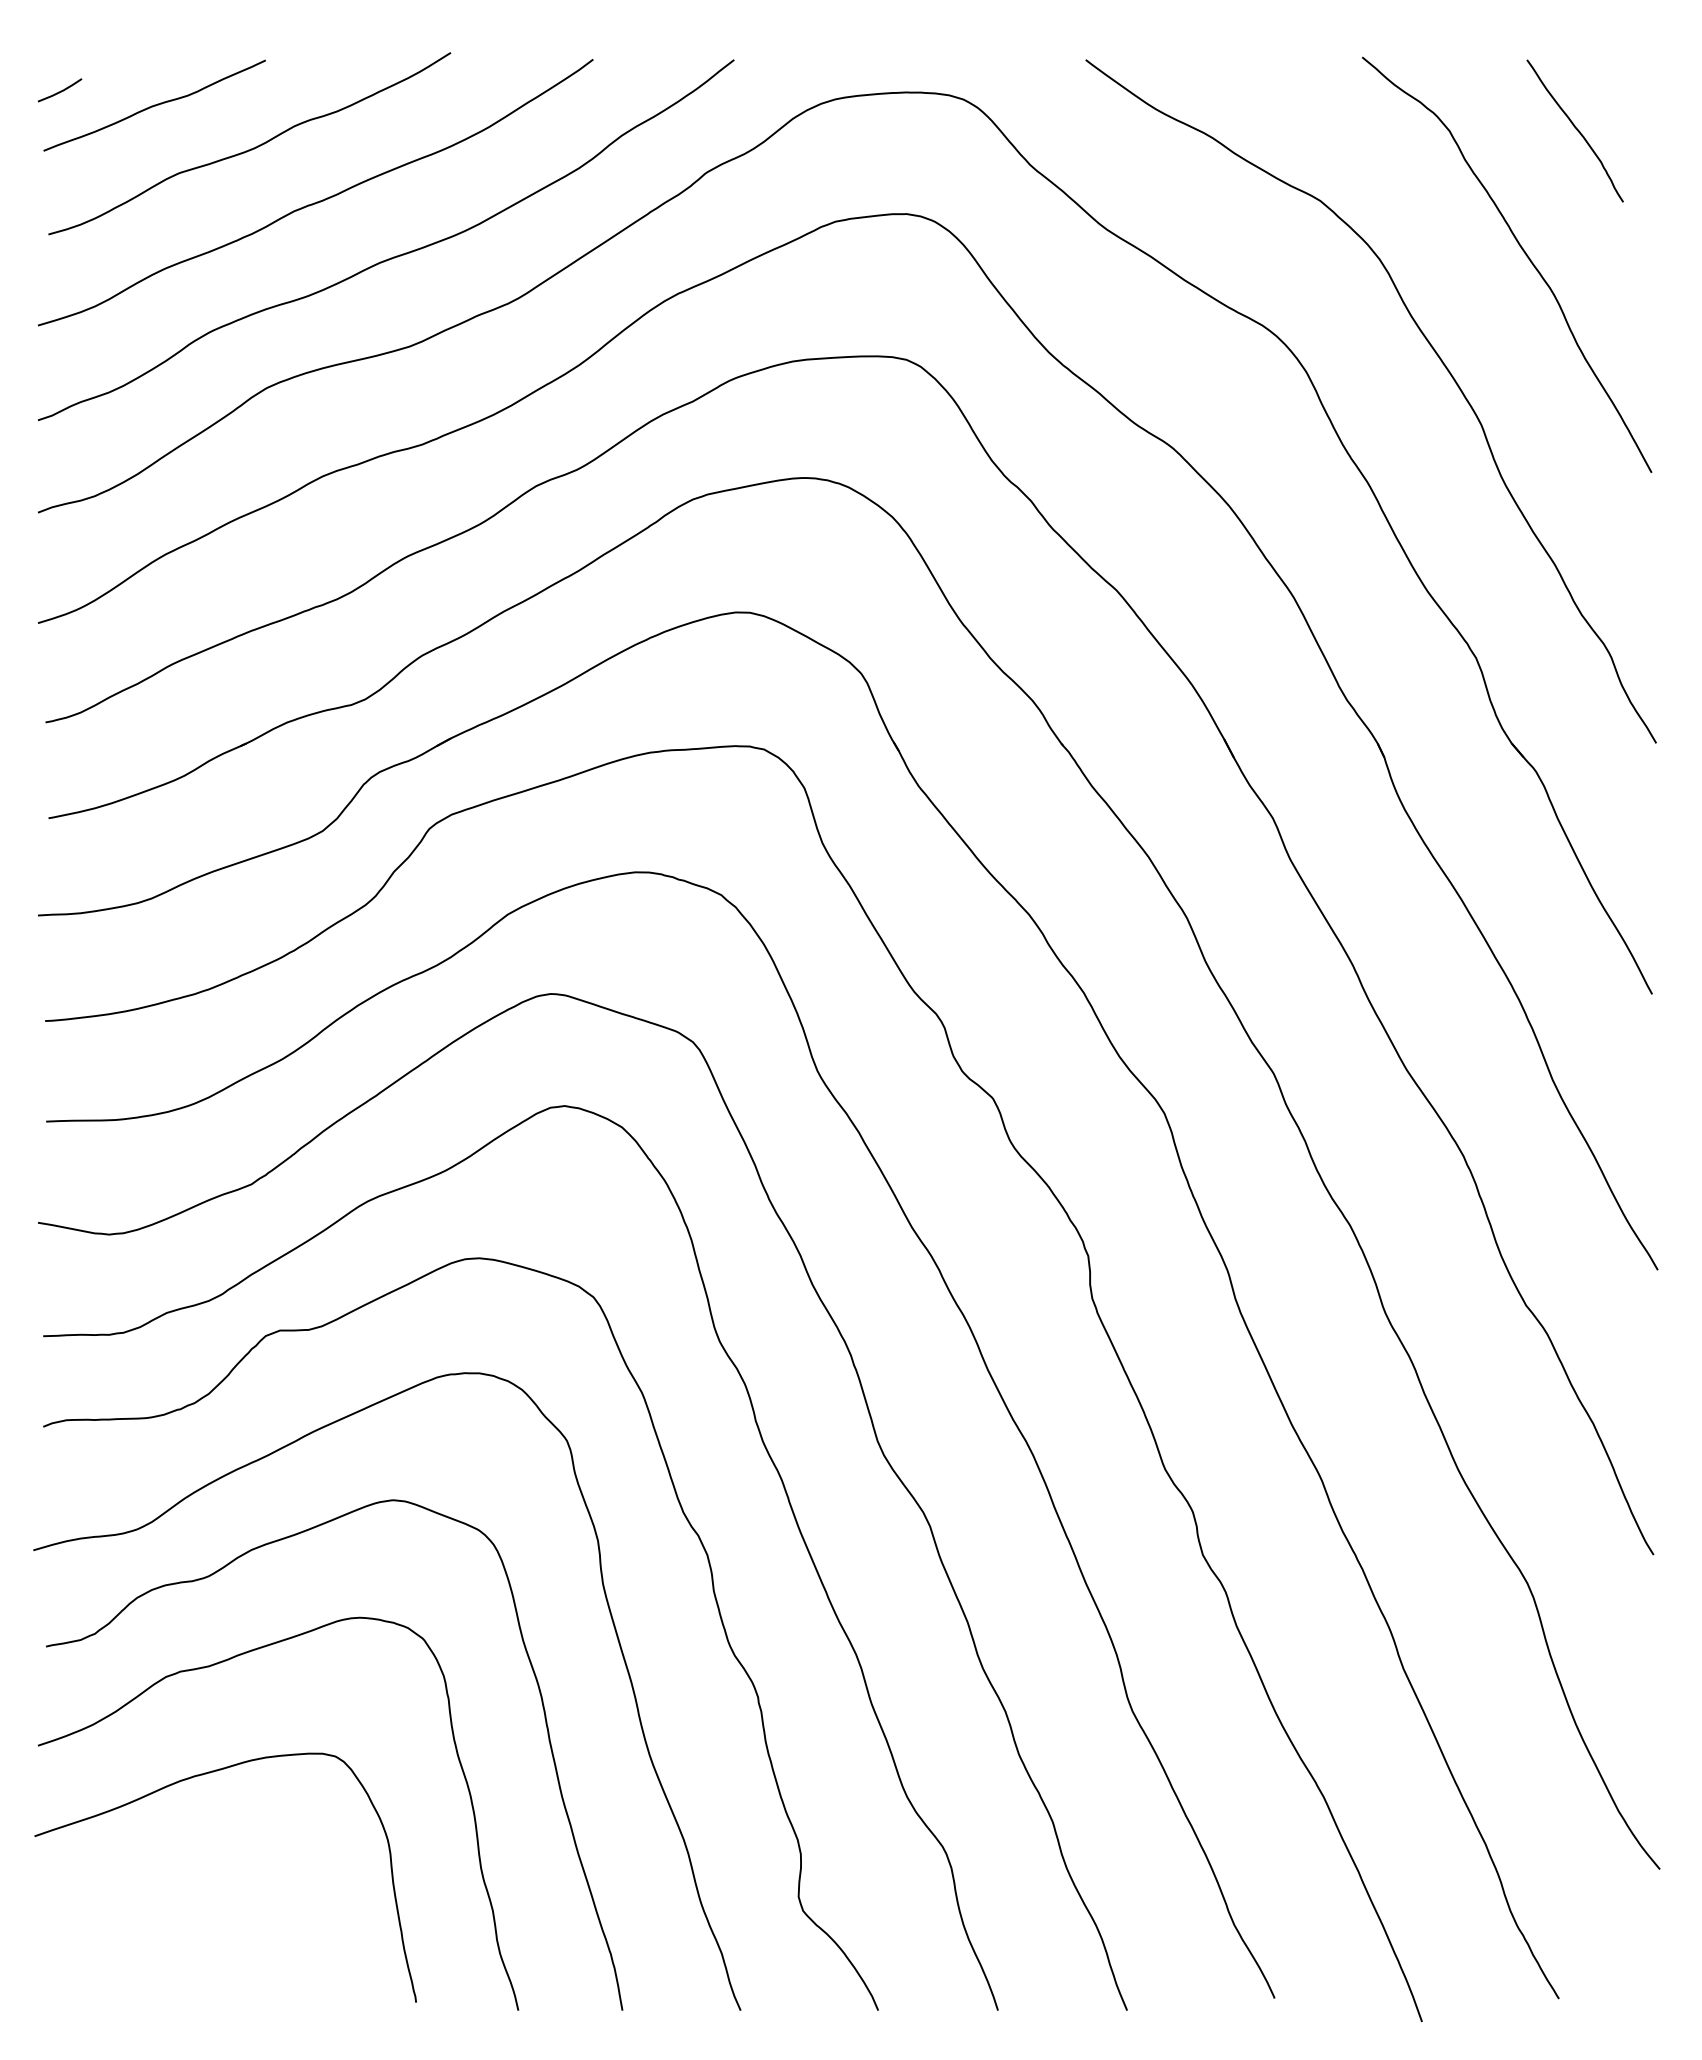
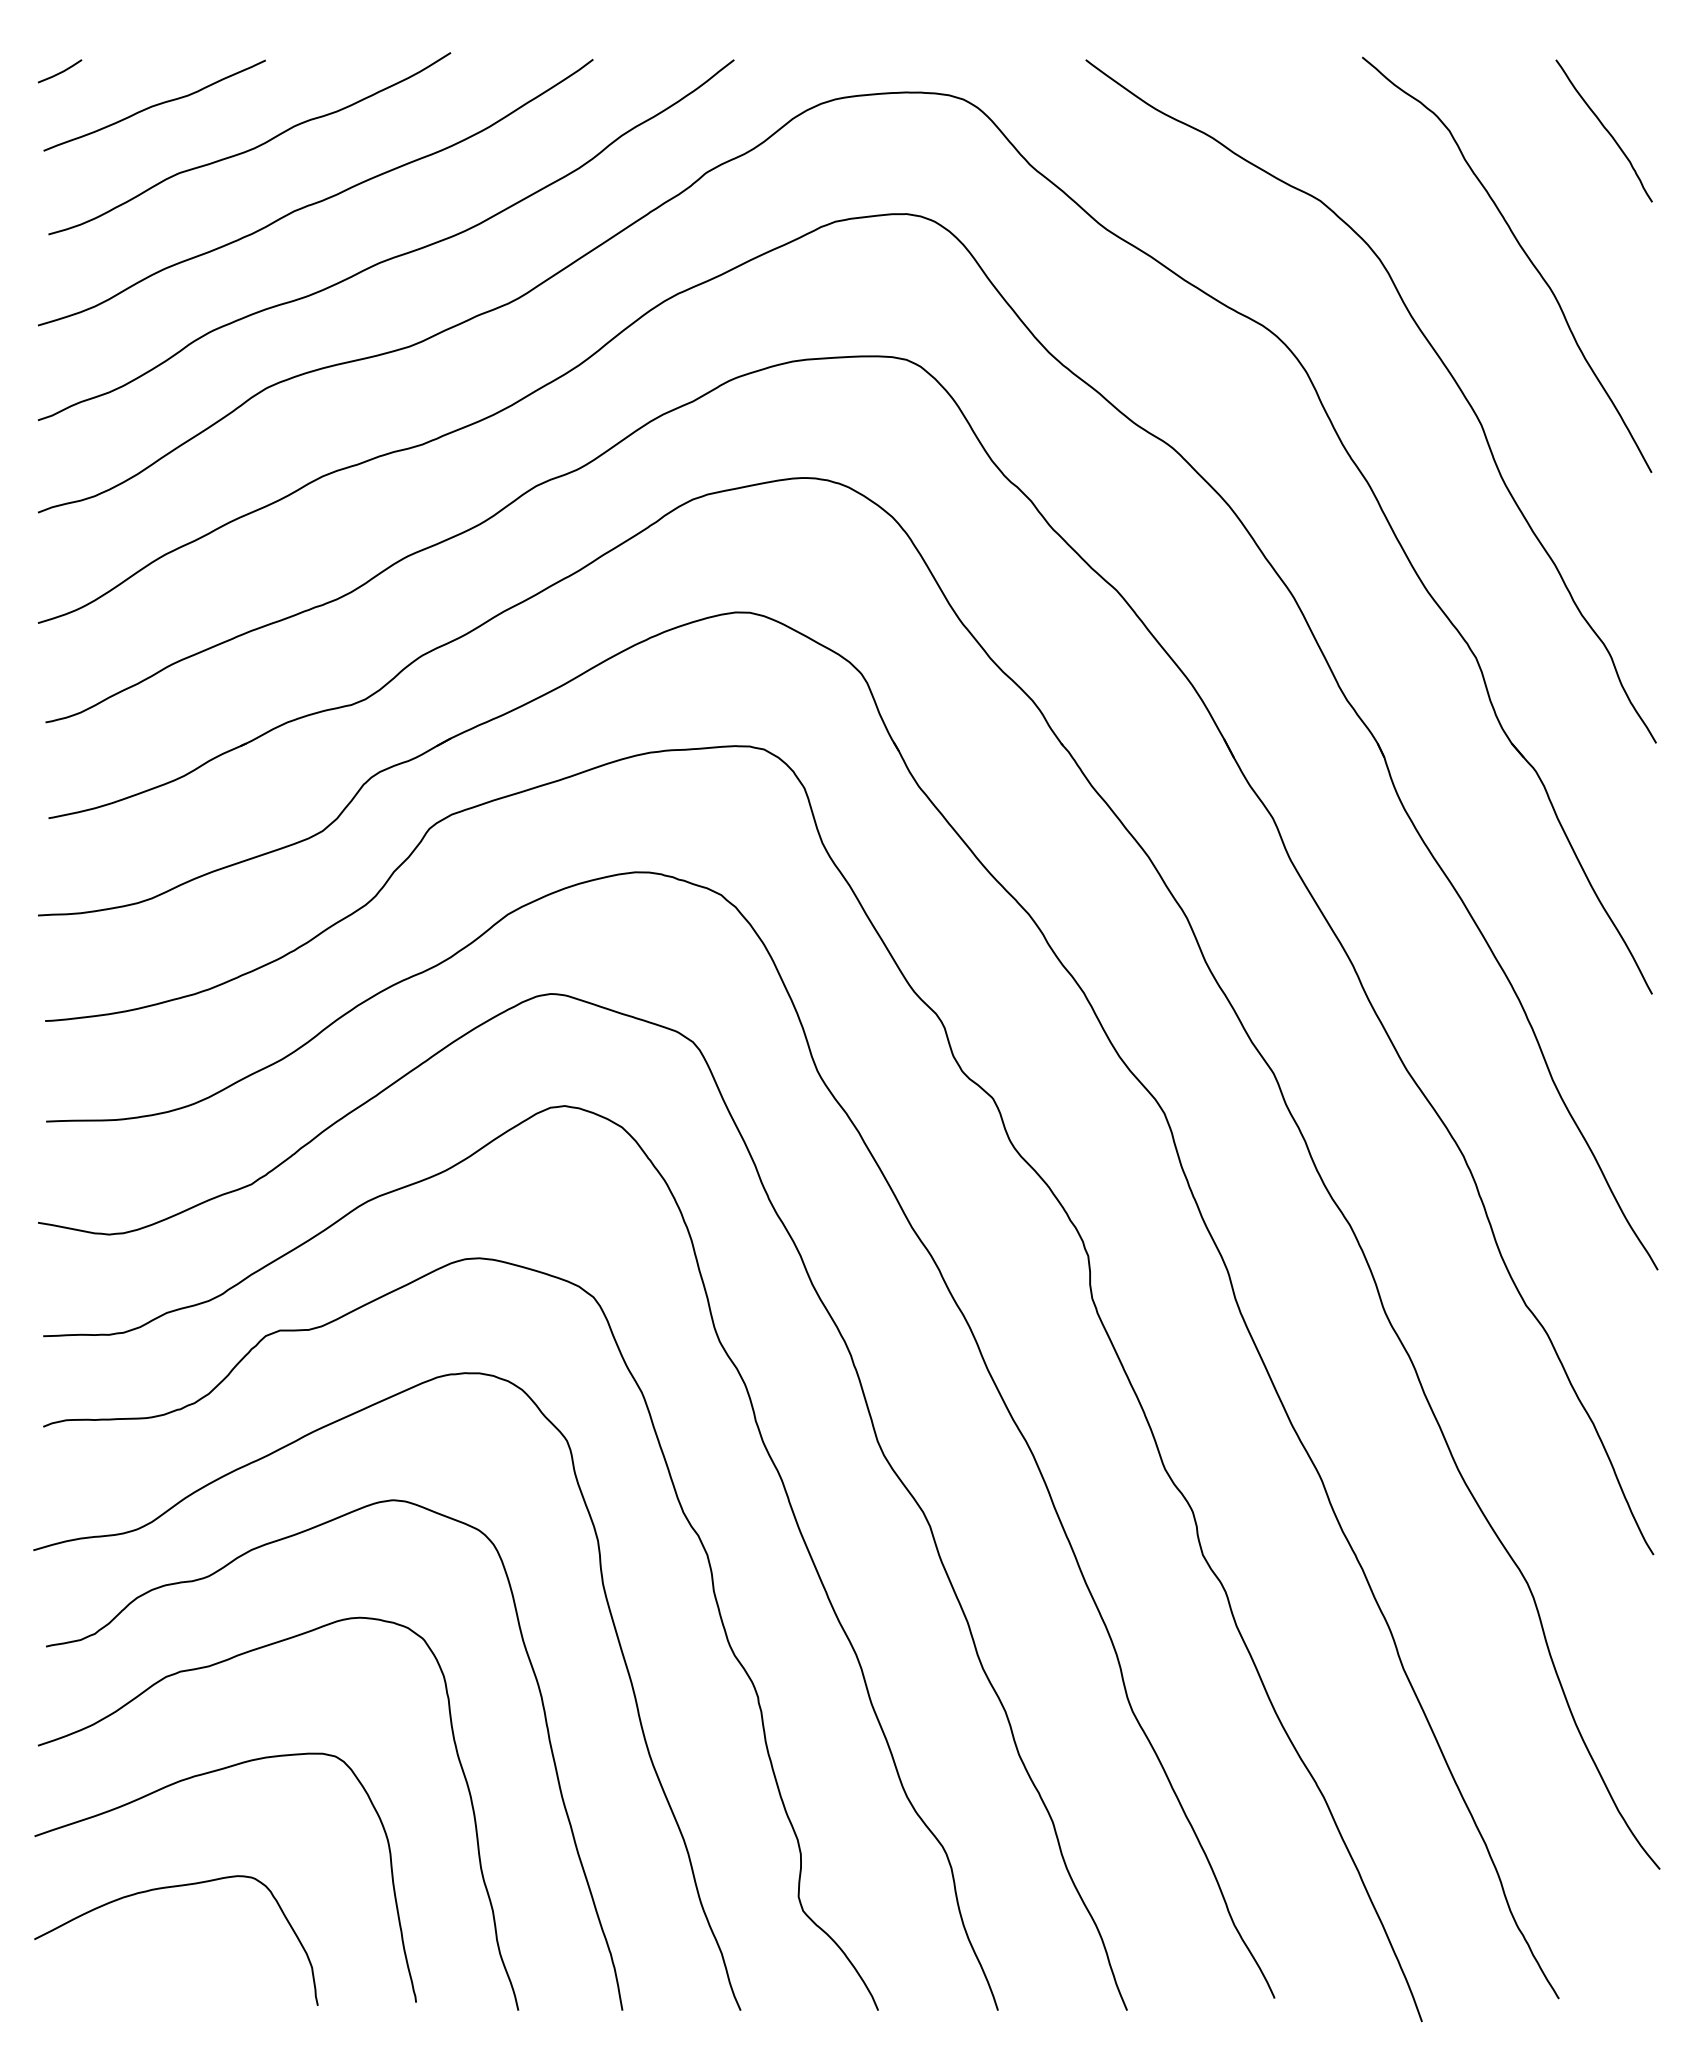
line position: (60, 90) -> (60, 71) (60, 71)
curve position: (1576, 130) -> (1605, 130) (1605, 130)
curve: none -> present (168, 1888)
